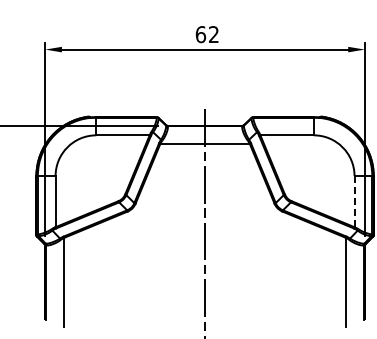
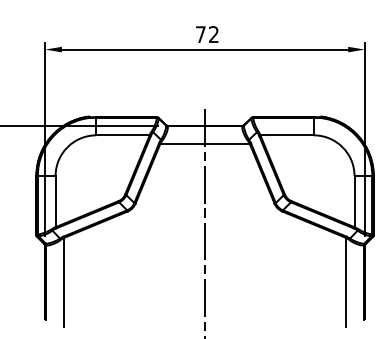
text: 62 -> 72 (200, 34)
line: dashed -> solid (354, 201)
